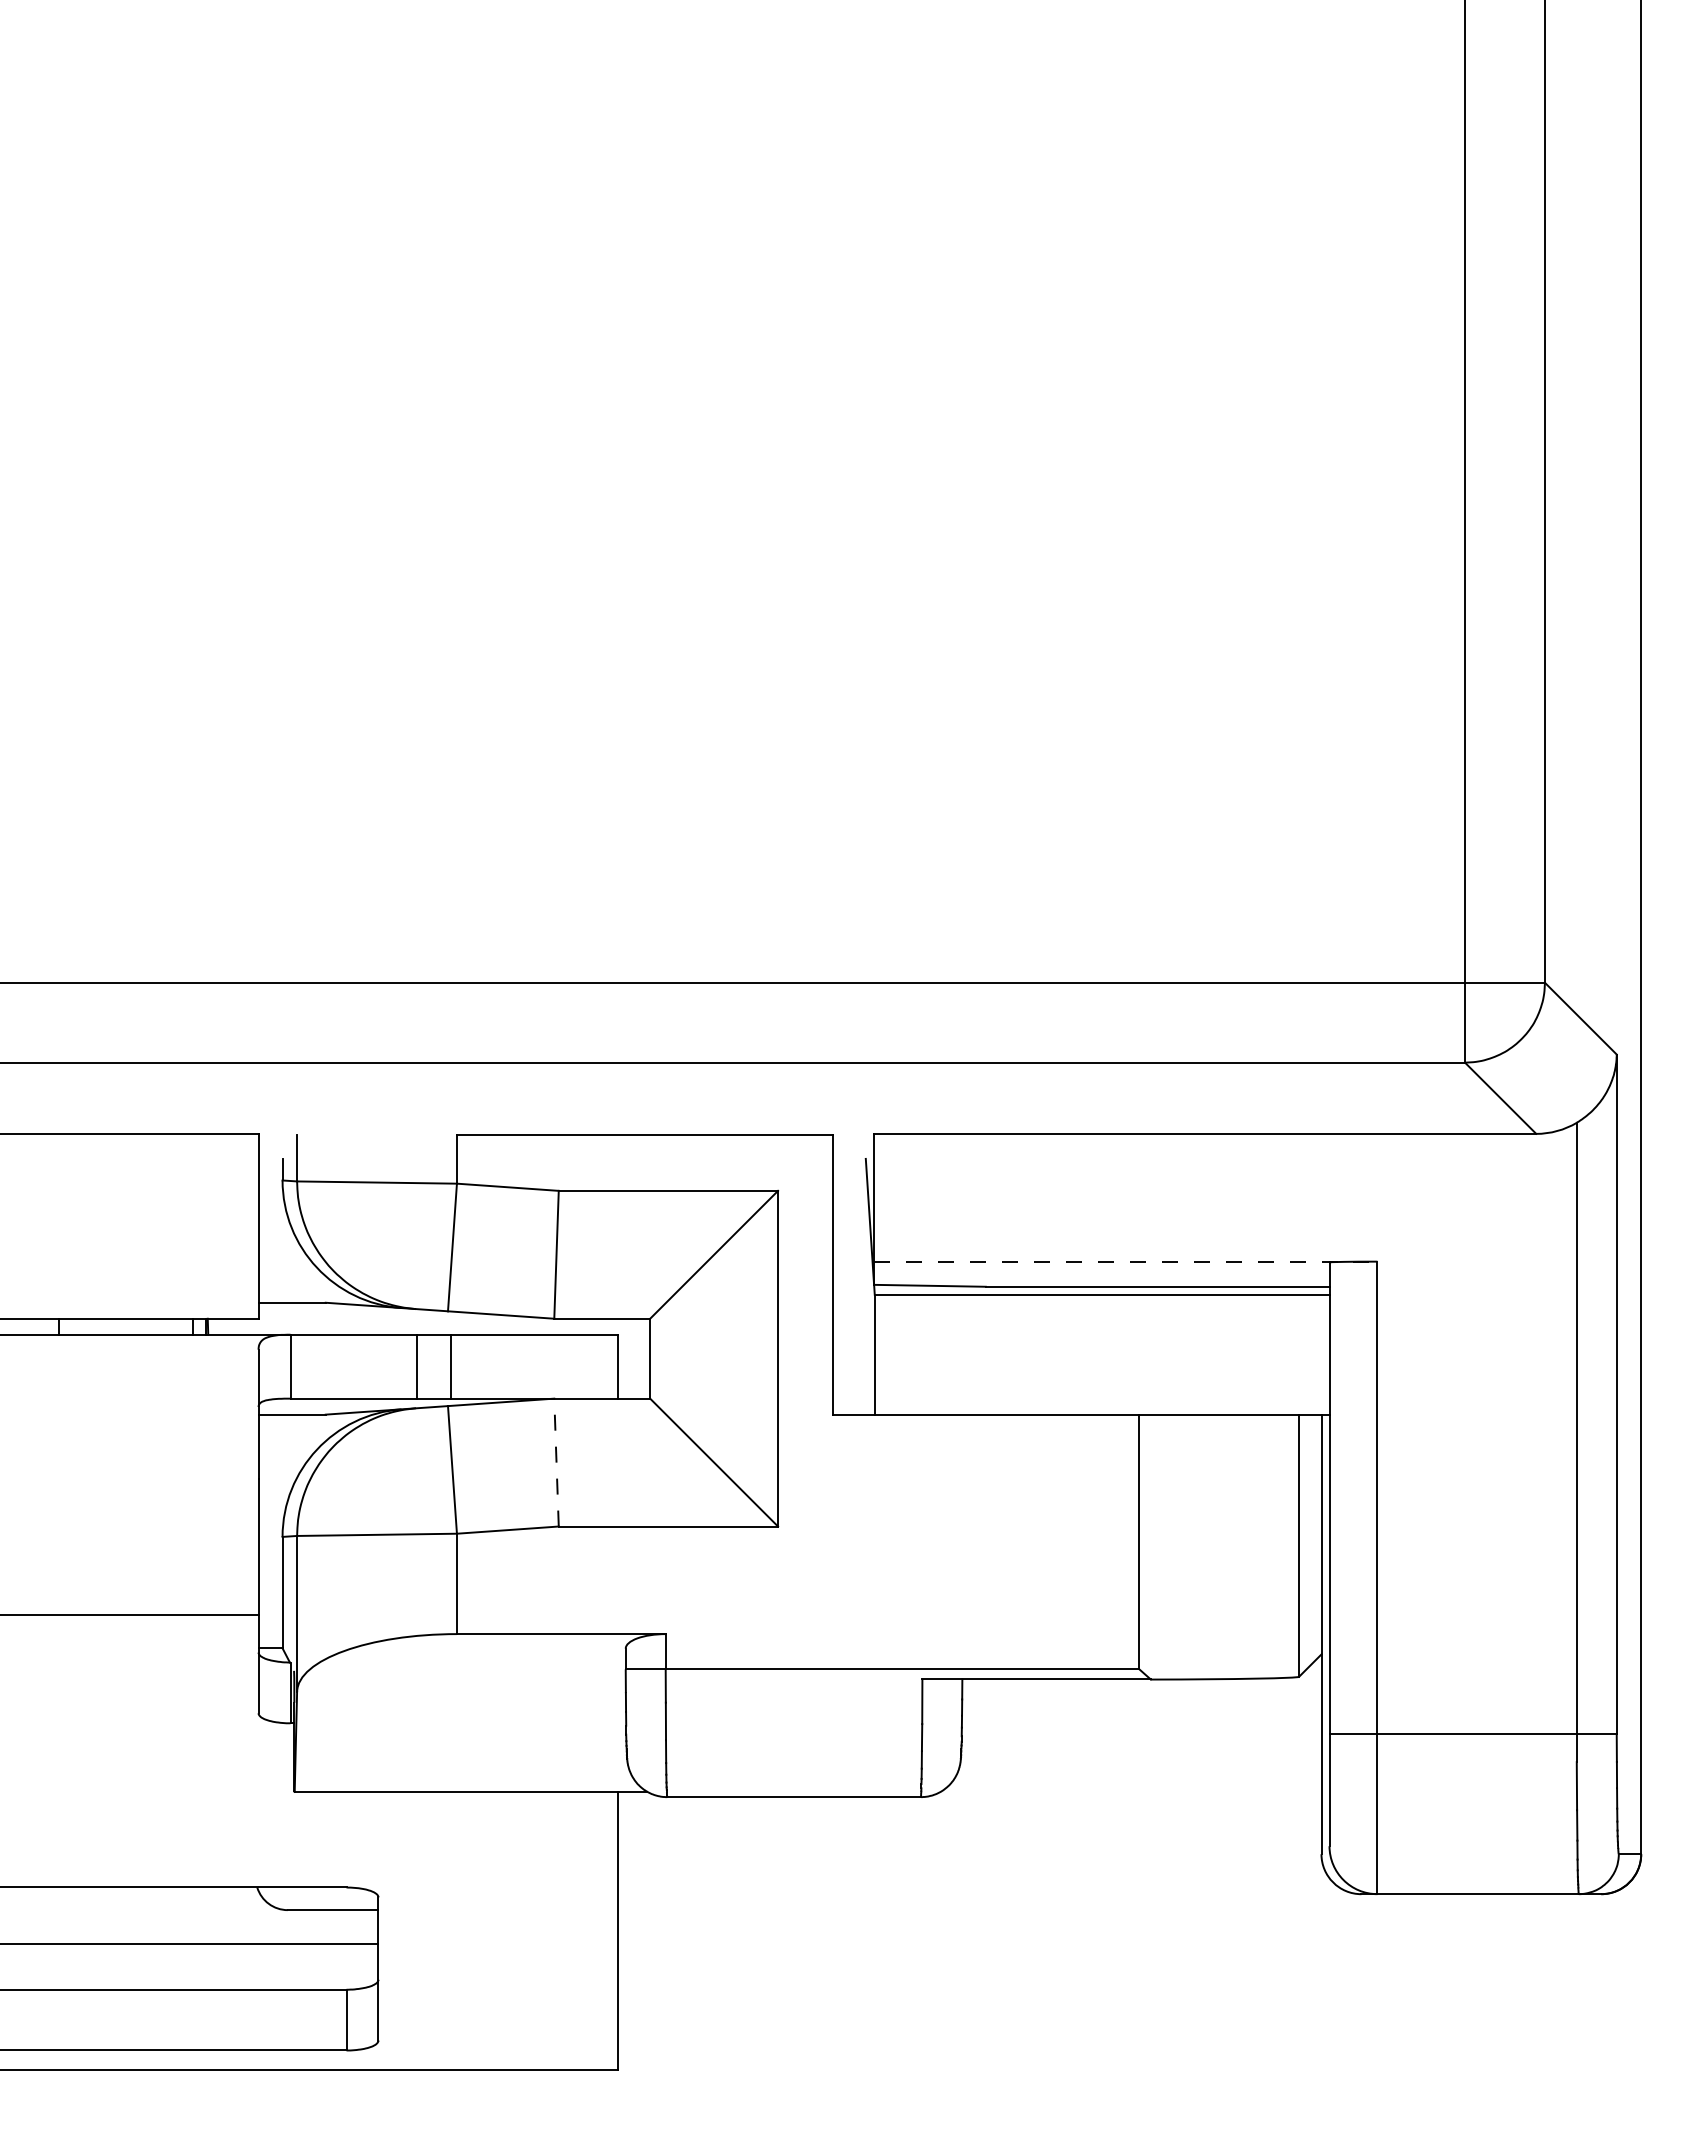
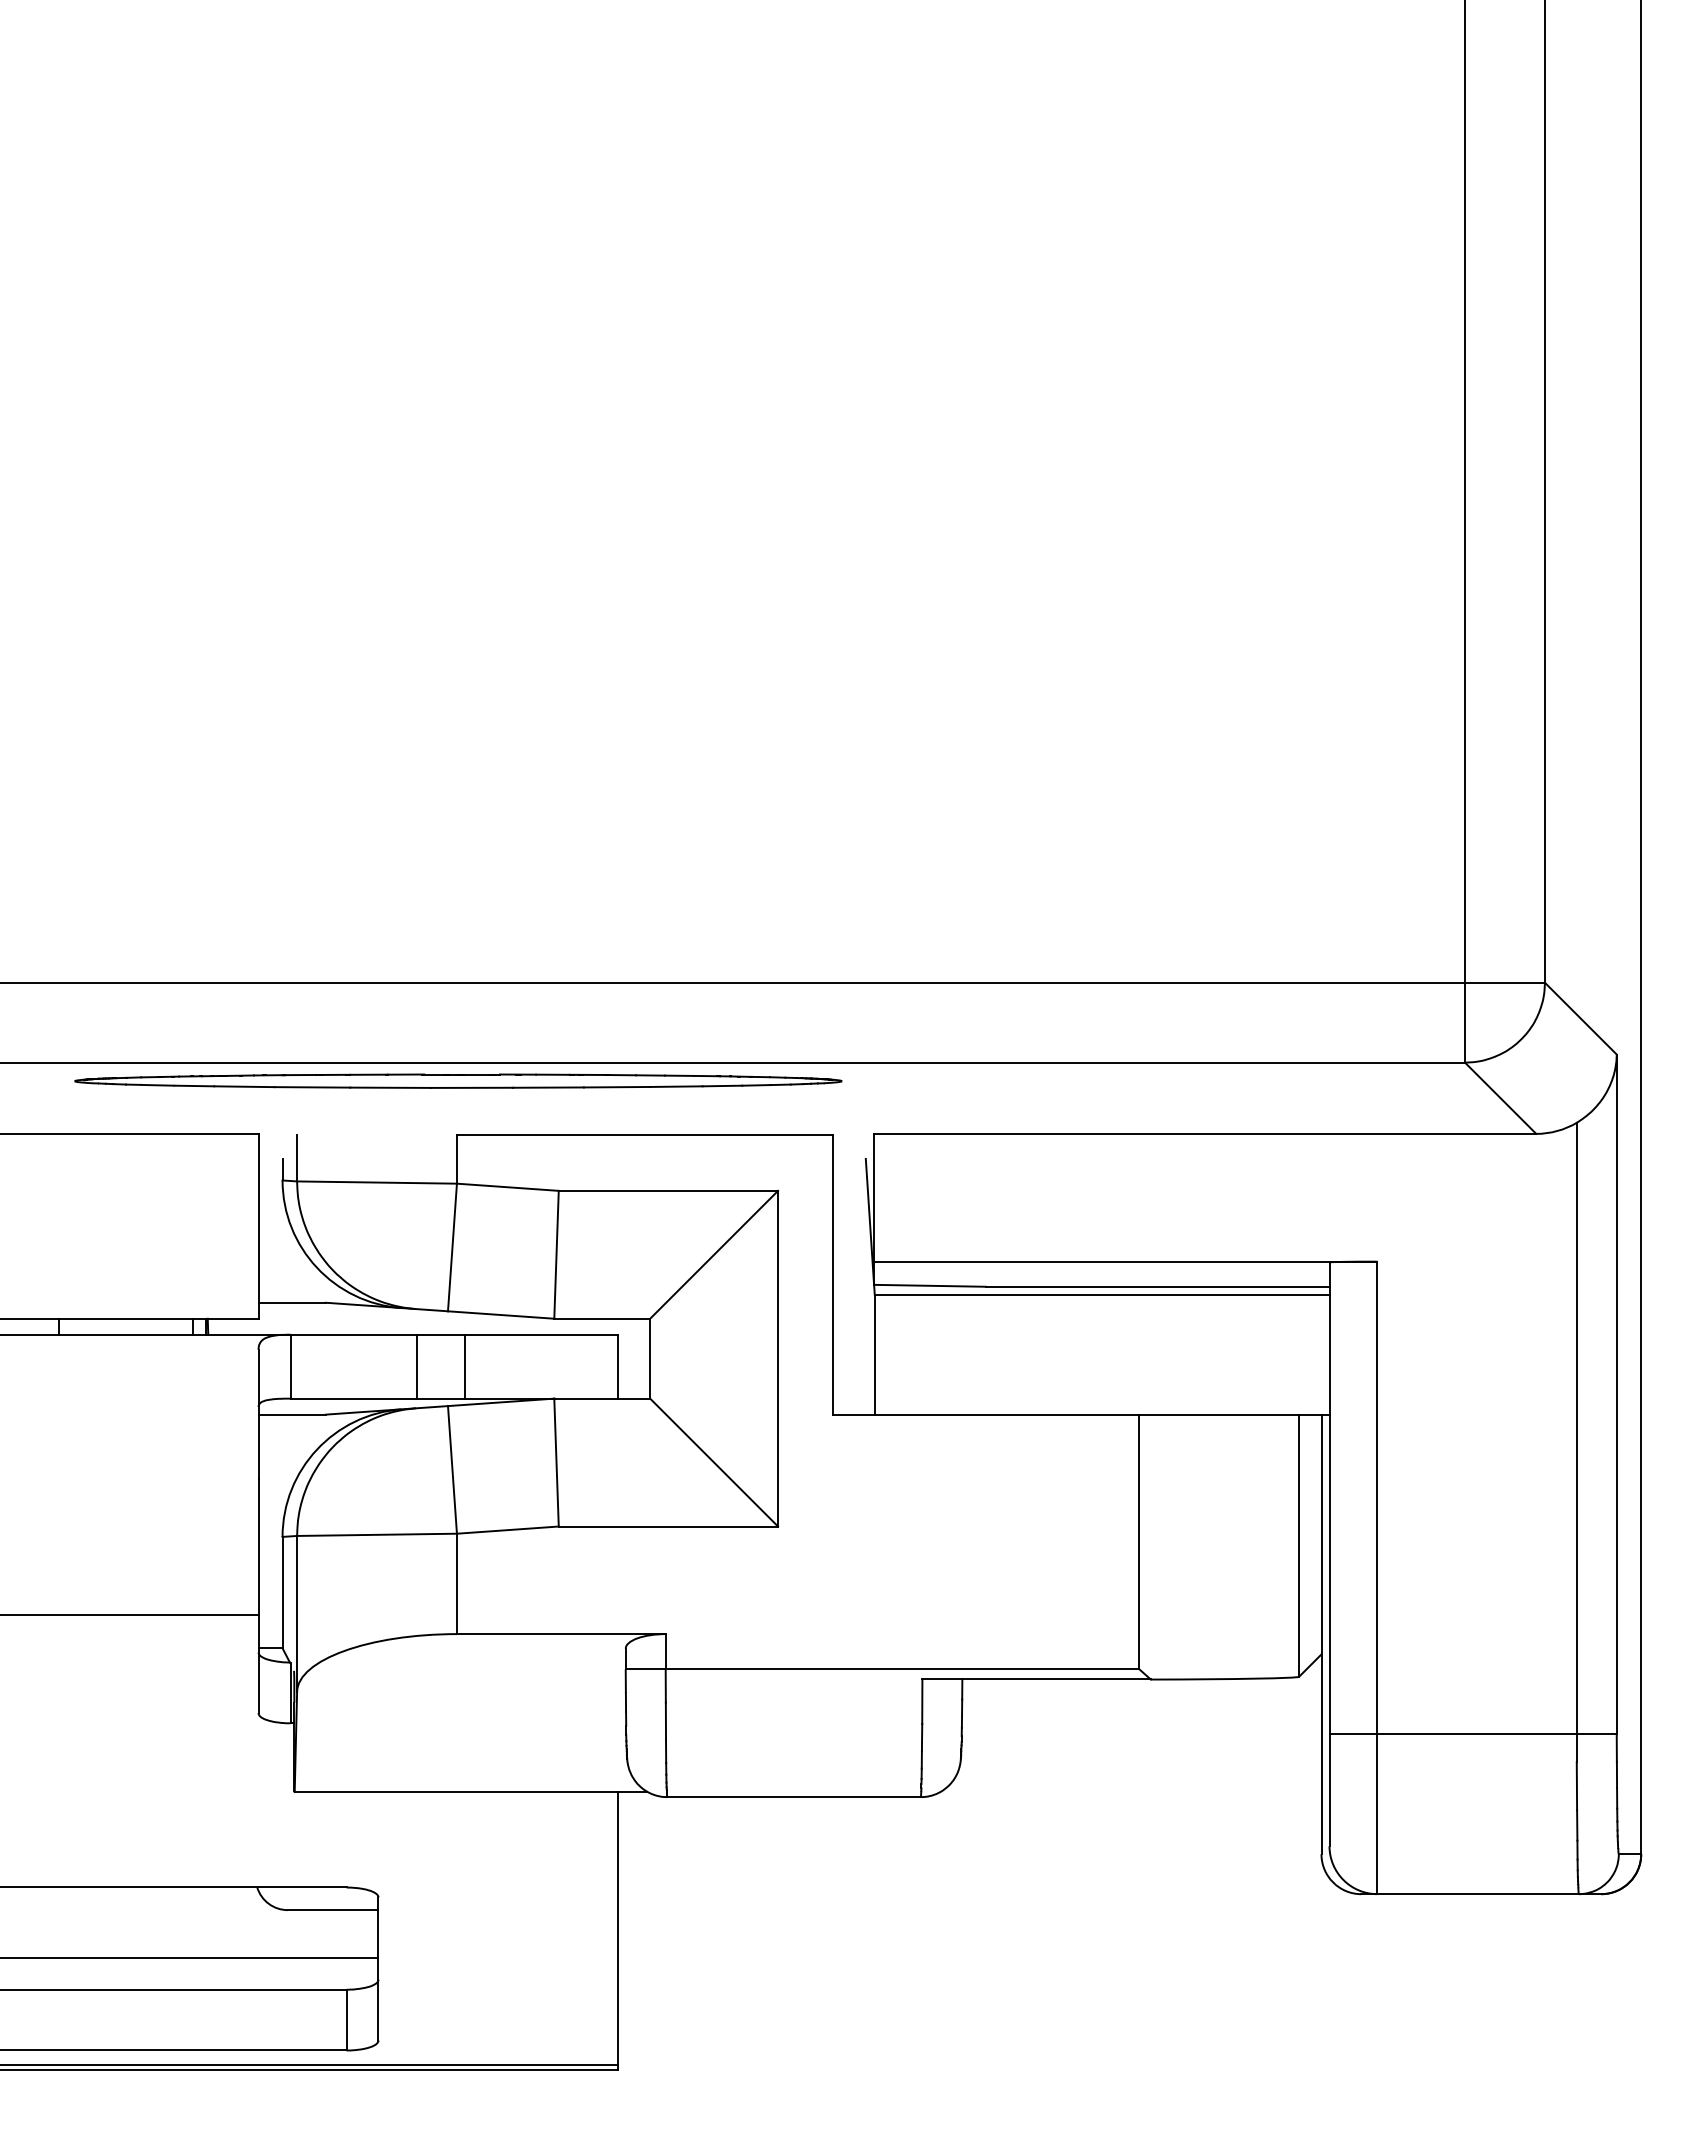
part: none -> present (458, 1080)
line: dashed -> solid (1125, 1261)
line position: (451, 1366) -> (465, 1366) (465, 1366)
line: dashed -> solid (556, 1462)
line position: (190, 1944) -> (190, 1958) (190, 1958)
line: none -> present (310, 2064)
